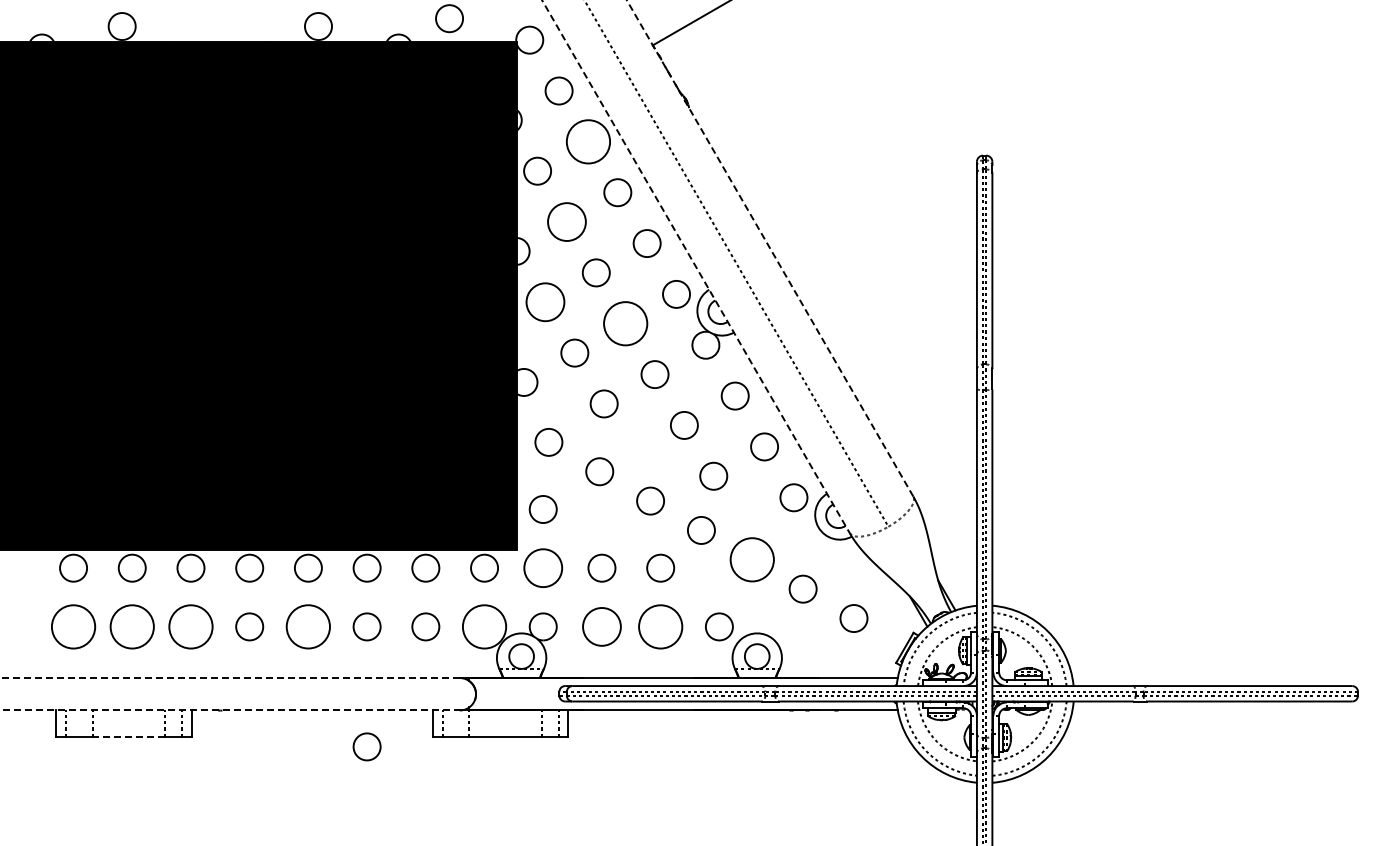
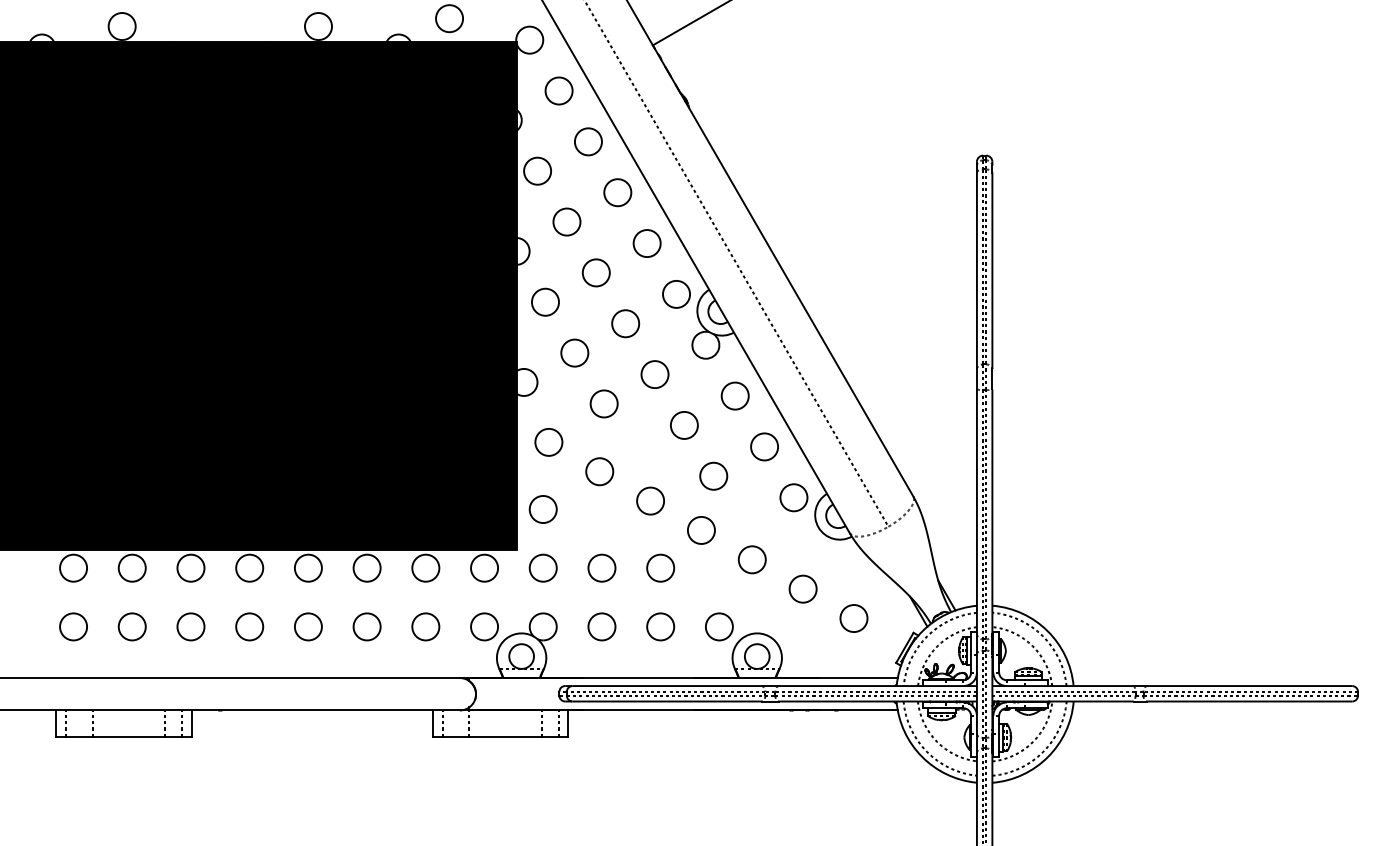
circle diameter: 43 px -> 27 px (587, 141)
circle diameter: 38 px -> 27 px (566, 221)
line: dashed -> solid (769, 248)
line: dashed -> solid (695, 266)
circle diameter: 38 px -> 27 px (545, 301)
circle diameter: 43 px -> 27 px (625, 323)
circle diameter: 43 px -> 27 px (751, 559)
circle diameter: 38 px -> 27 px (542, 567)
circle diameter: 43 px -> 27 px (73, 626)
circle diameter: 43 px -> 27 px (131, 626)
circle diameter: 43 px -> 27 px (190, 626)
circle size: 46x46 px -> 29x30 px (308, 626)
circle diameter: 43 px -> 27 px (484, 626)
circle diameter: 38 px -> 27 px (601, 626)
circle diameter: 43 px -> 27 px (660, 626)
line: dashed -> solid (229, 678)
line: dashed -> solid (230, 710)
line: dashed -> solid (128, 736)
circle: present -> none (366, 746)
